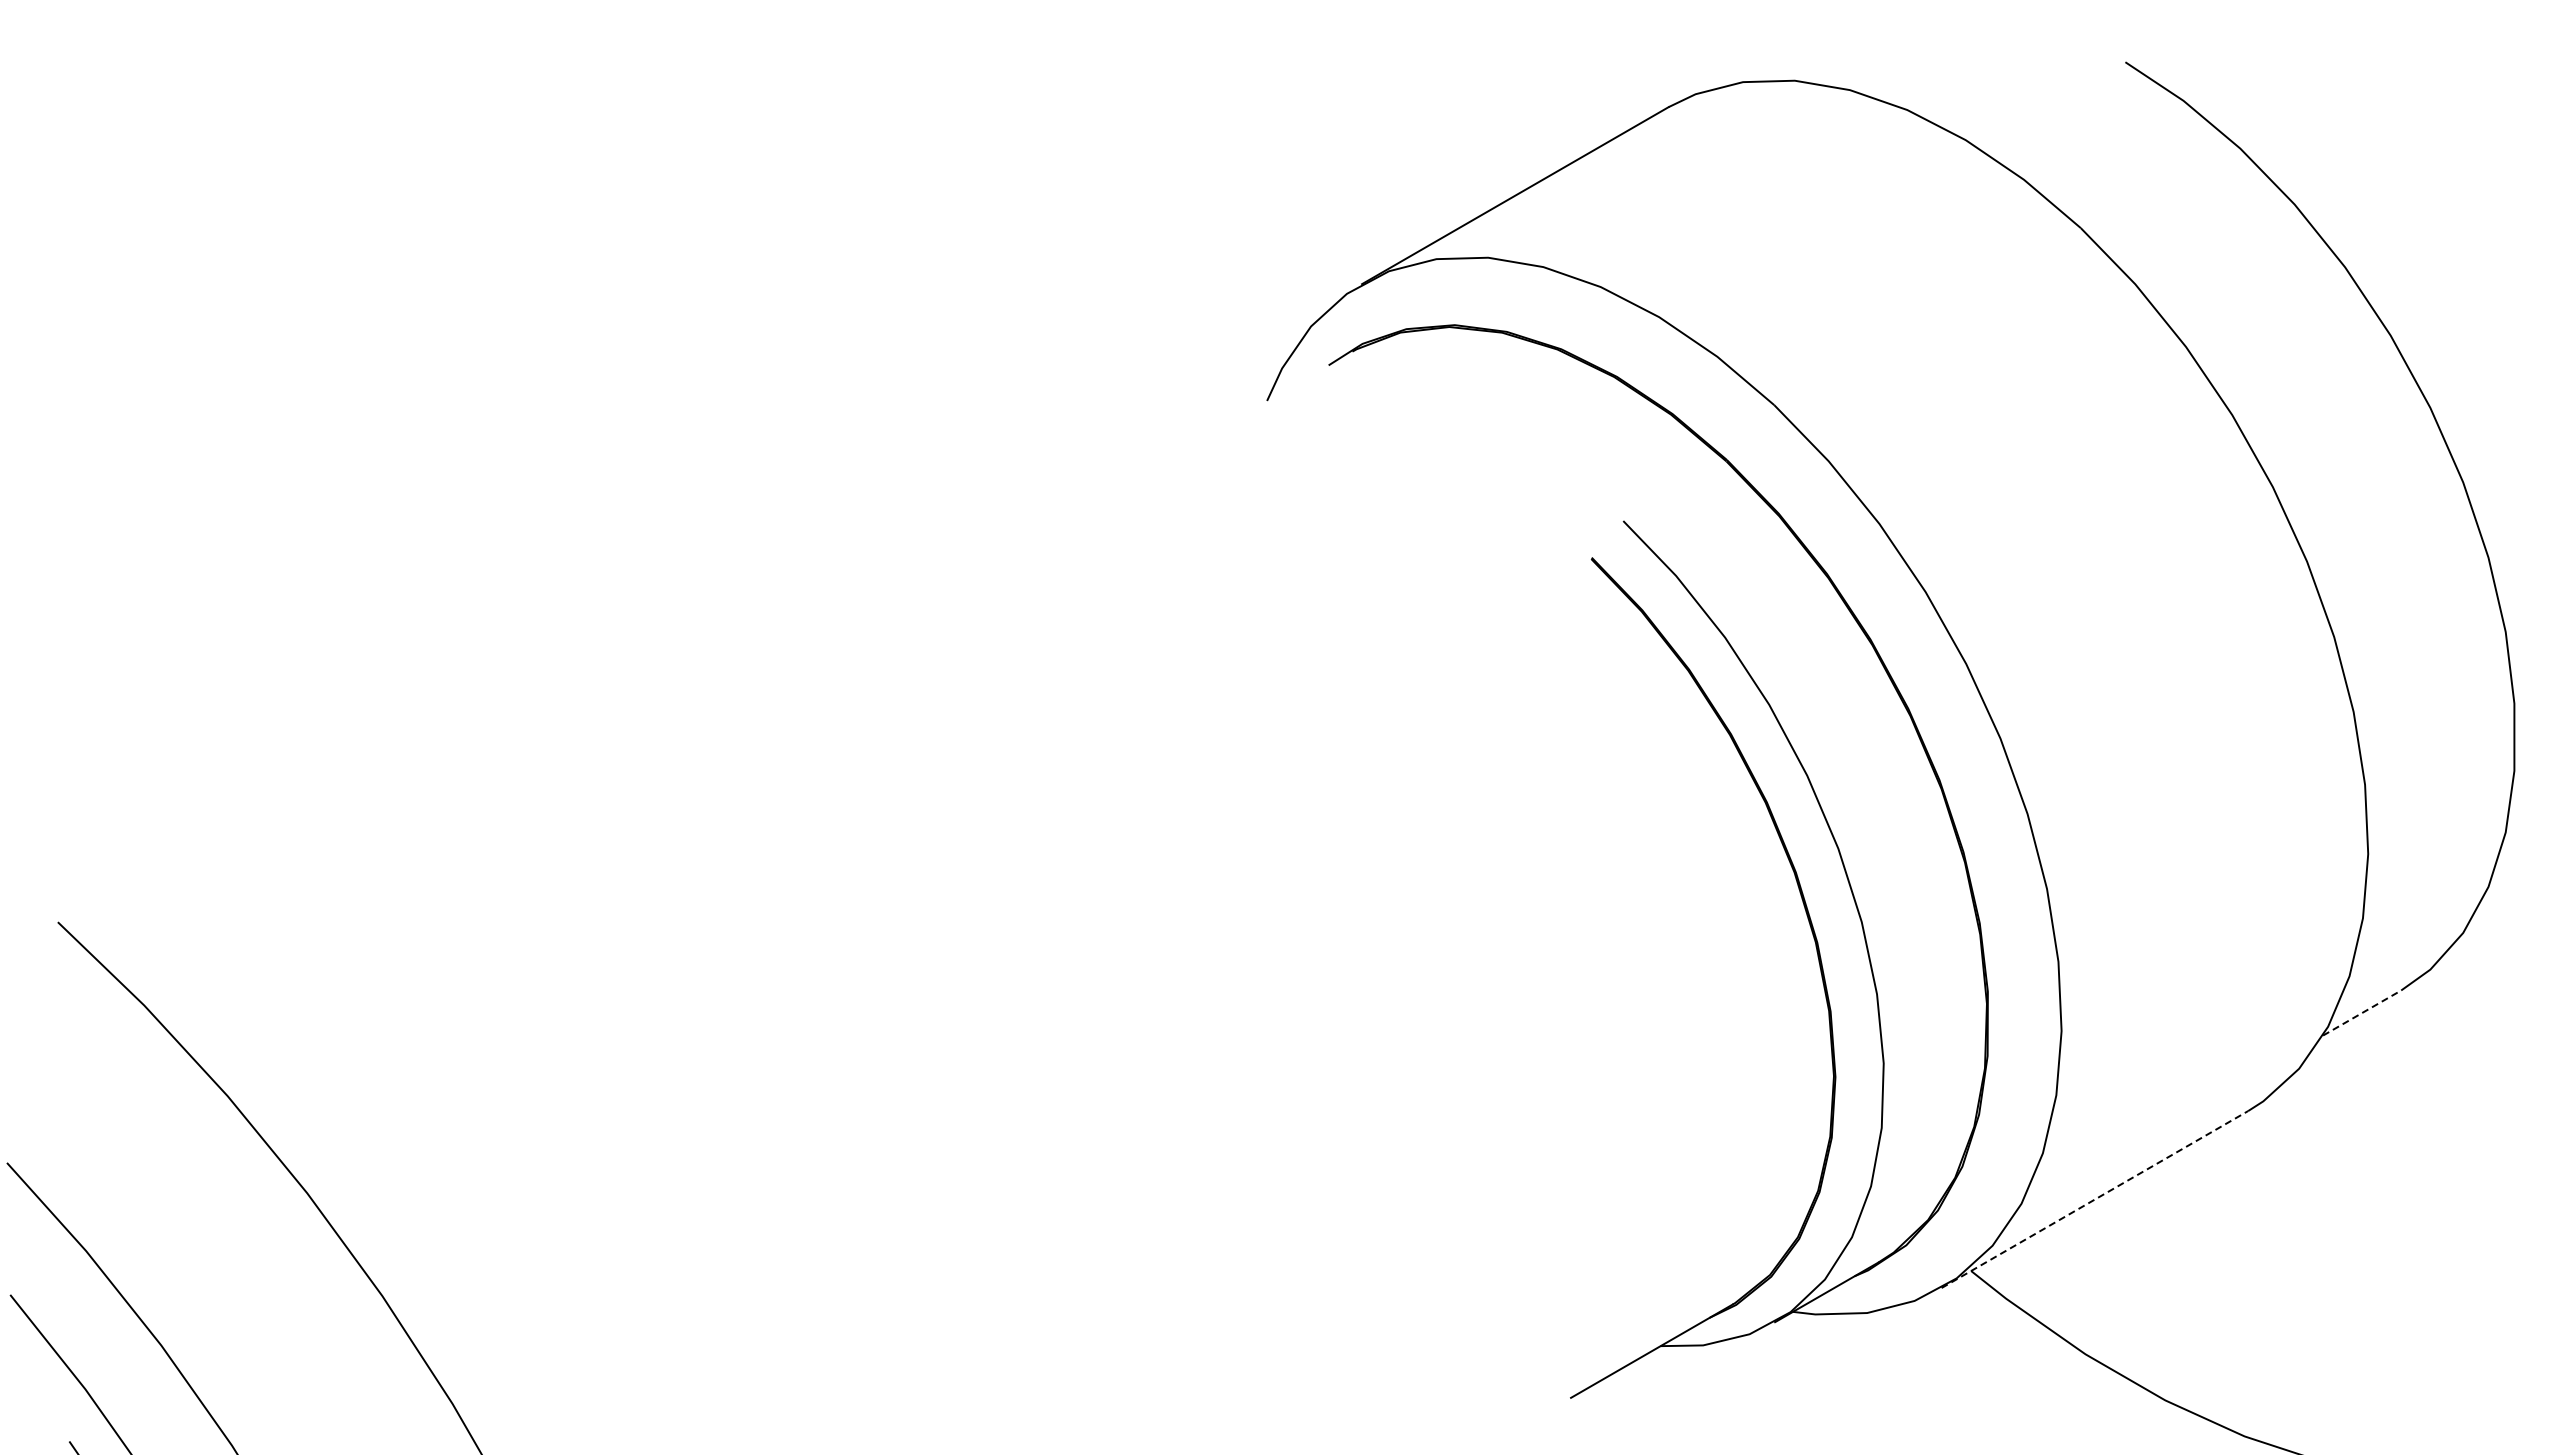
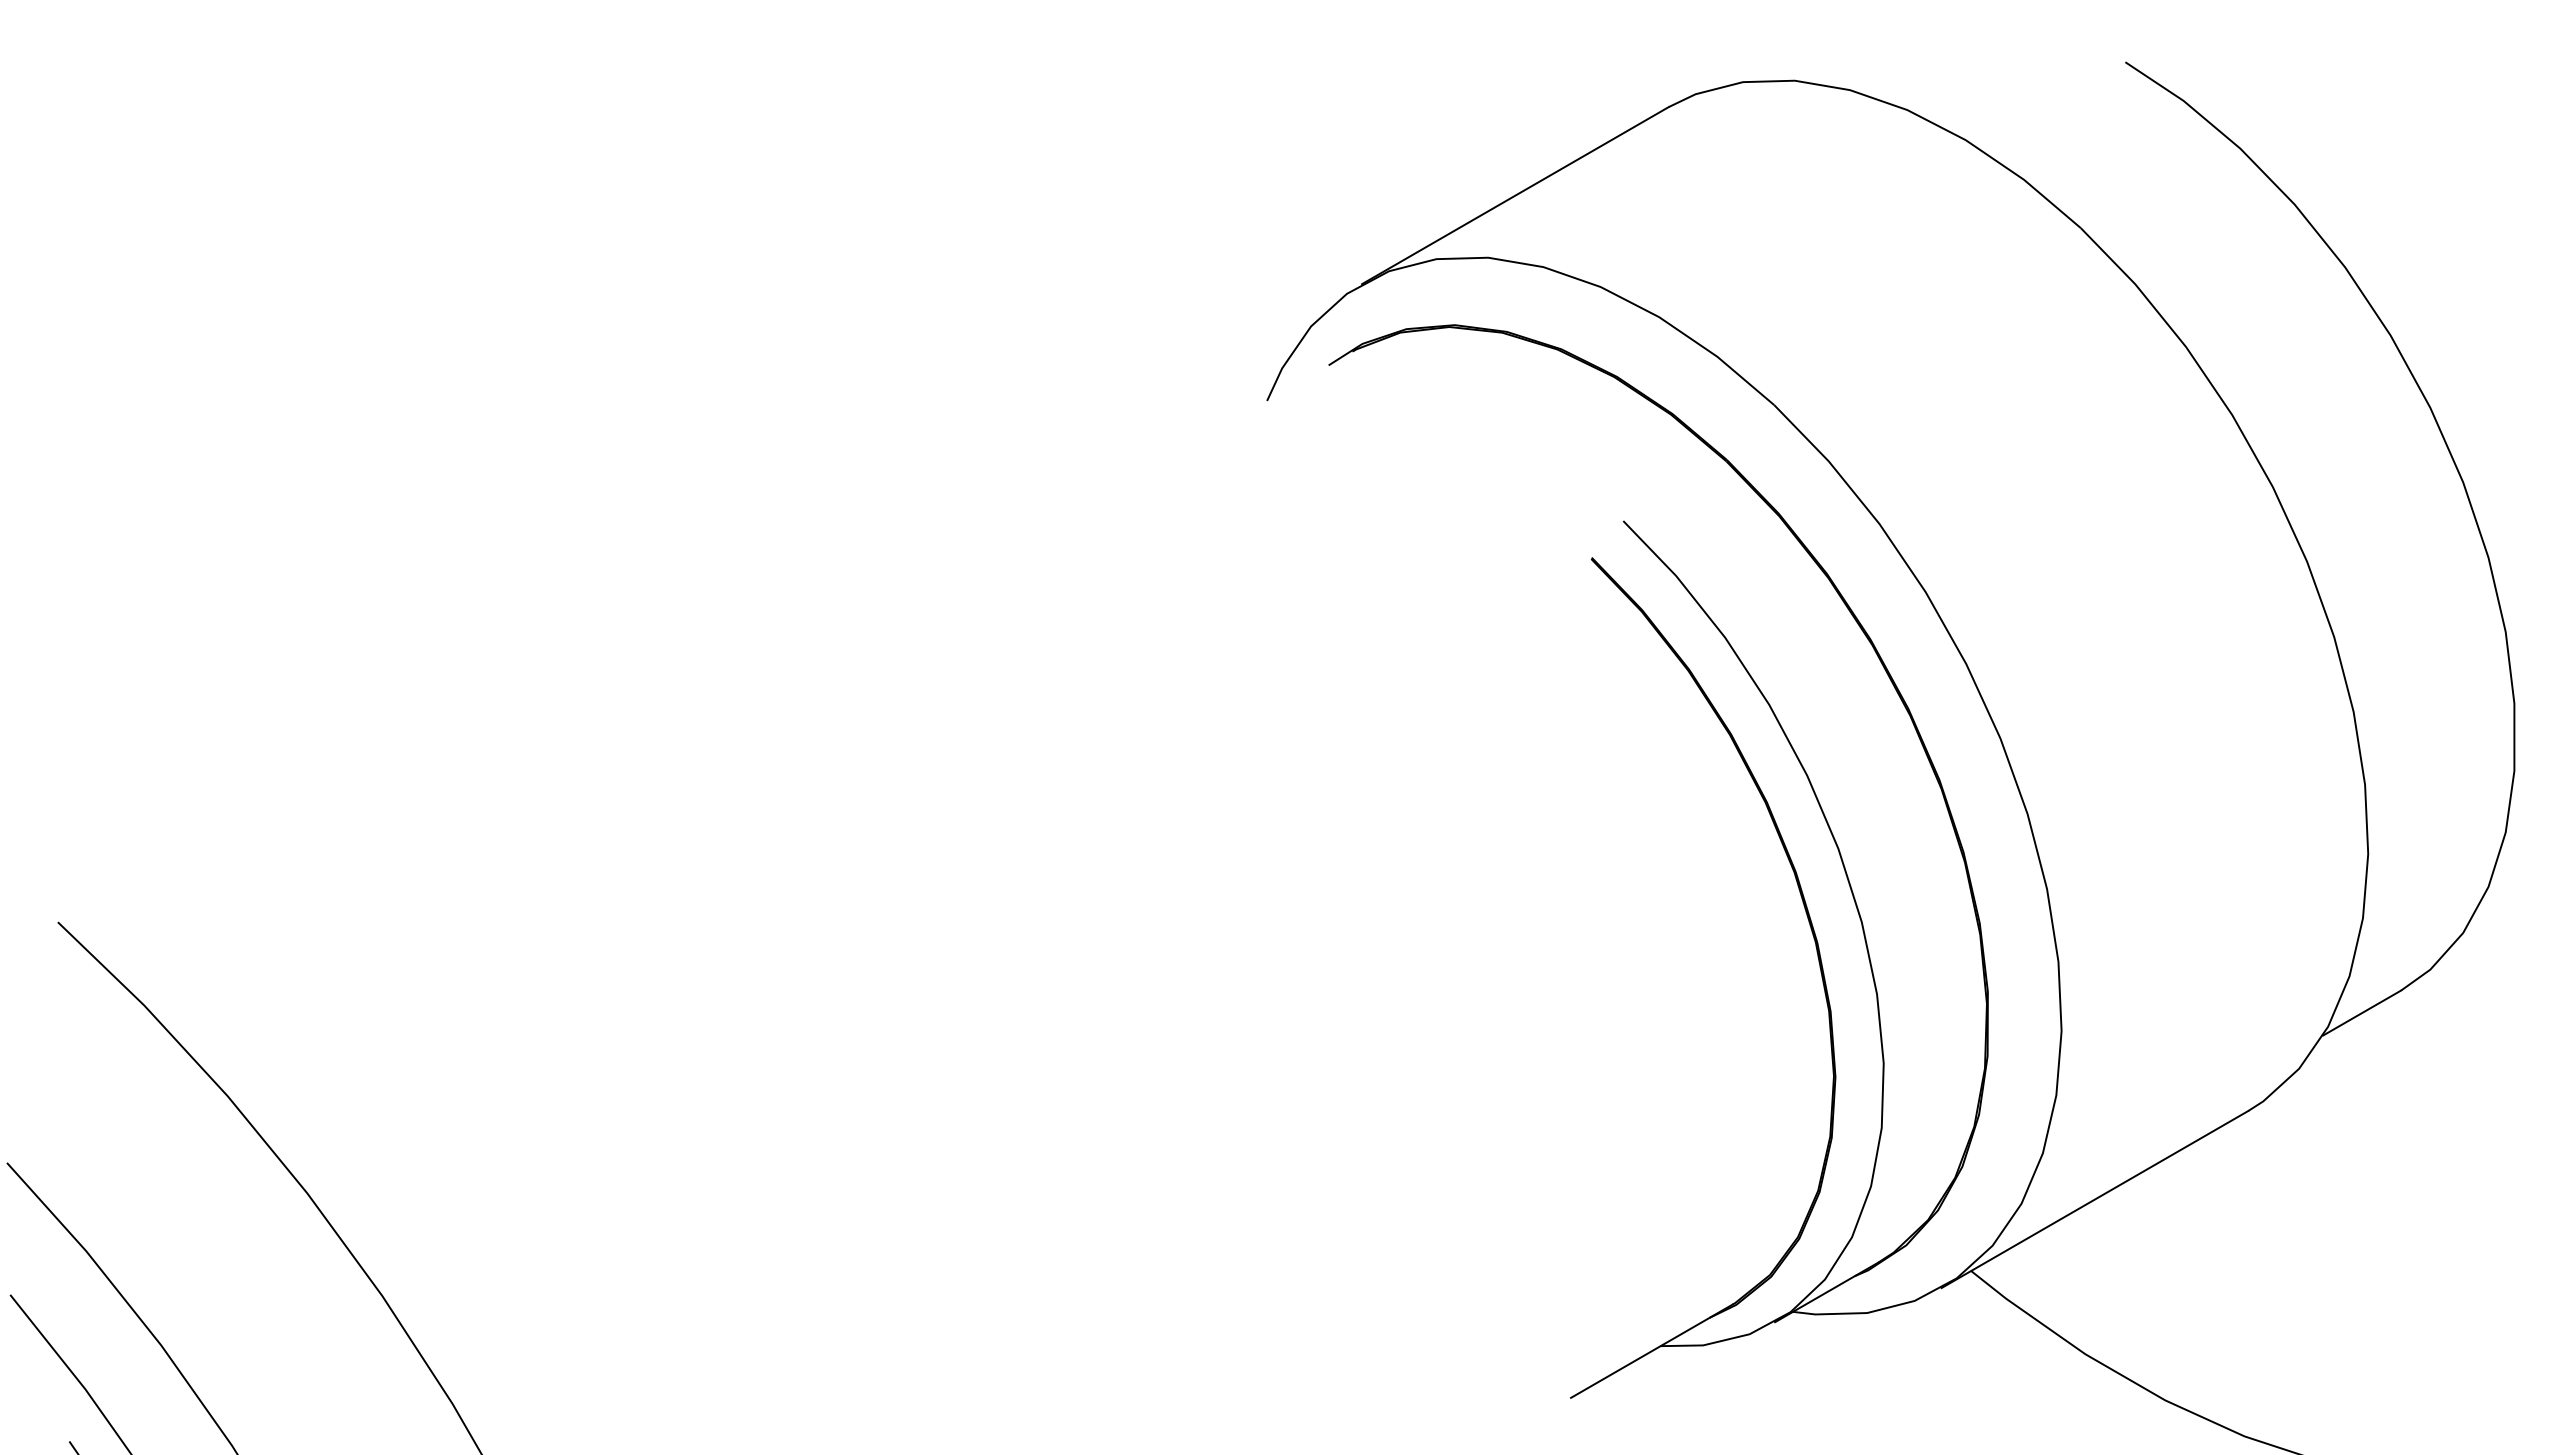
line: dashed -> solid (2362, 1012)
line: dashed -> solid (2095, 1199)
